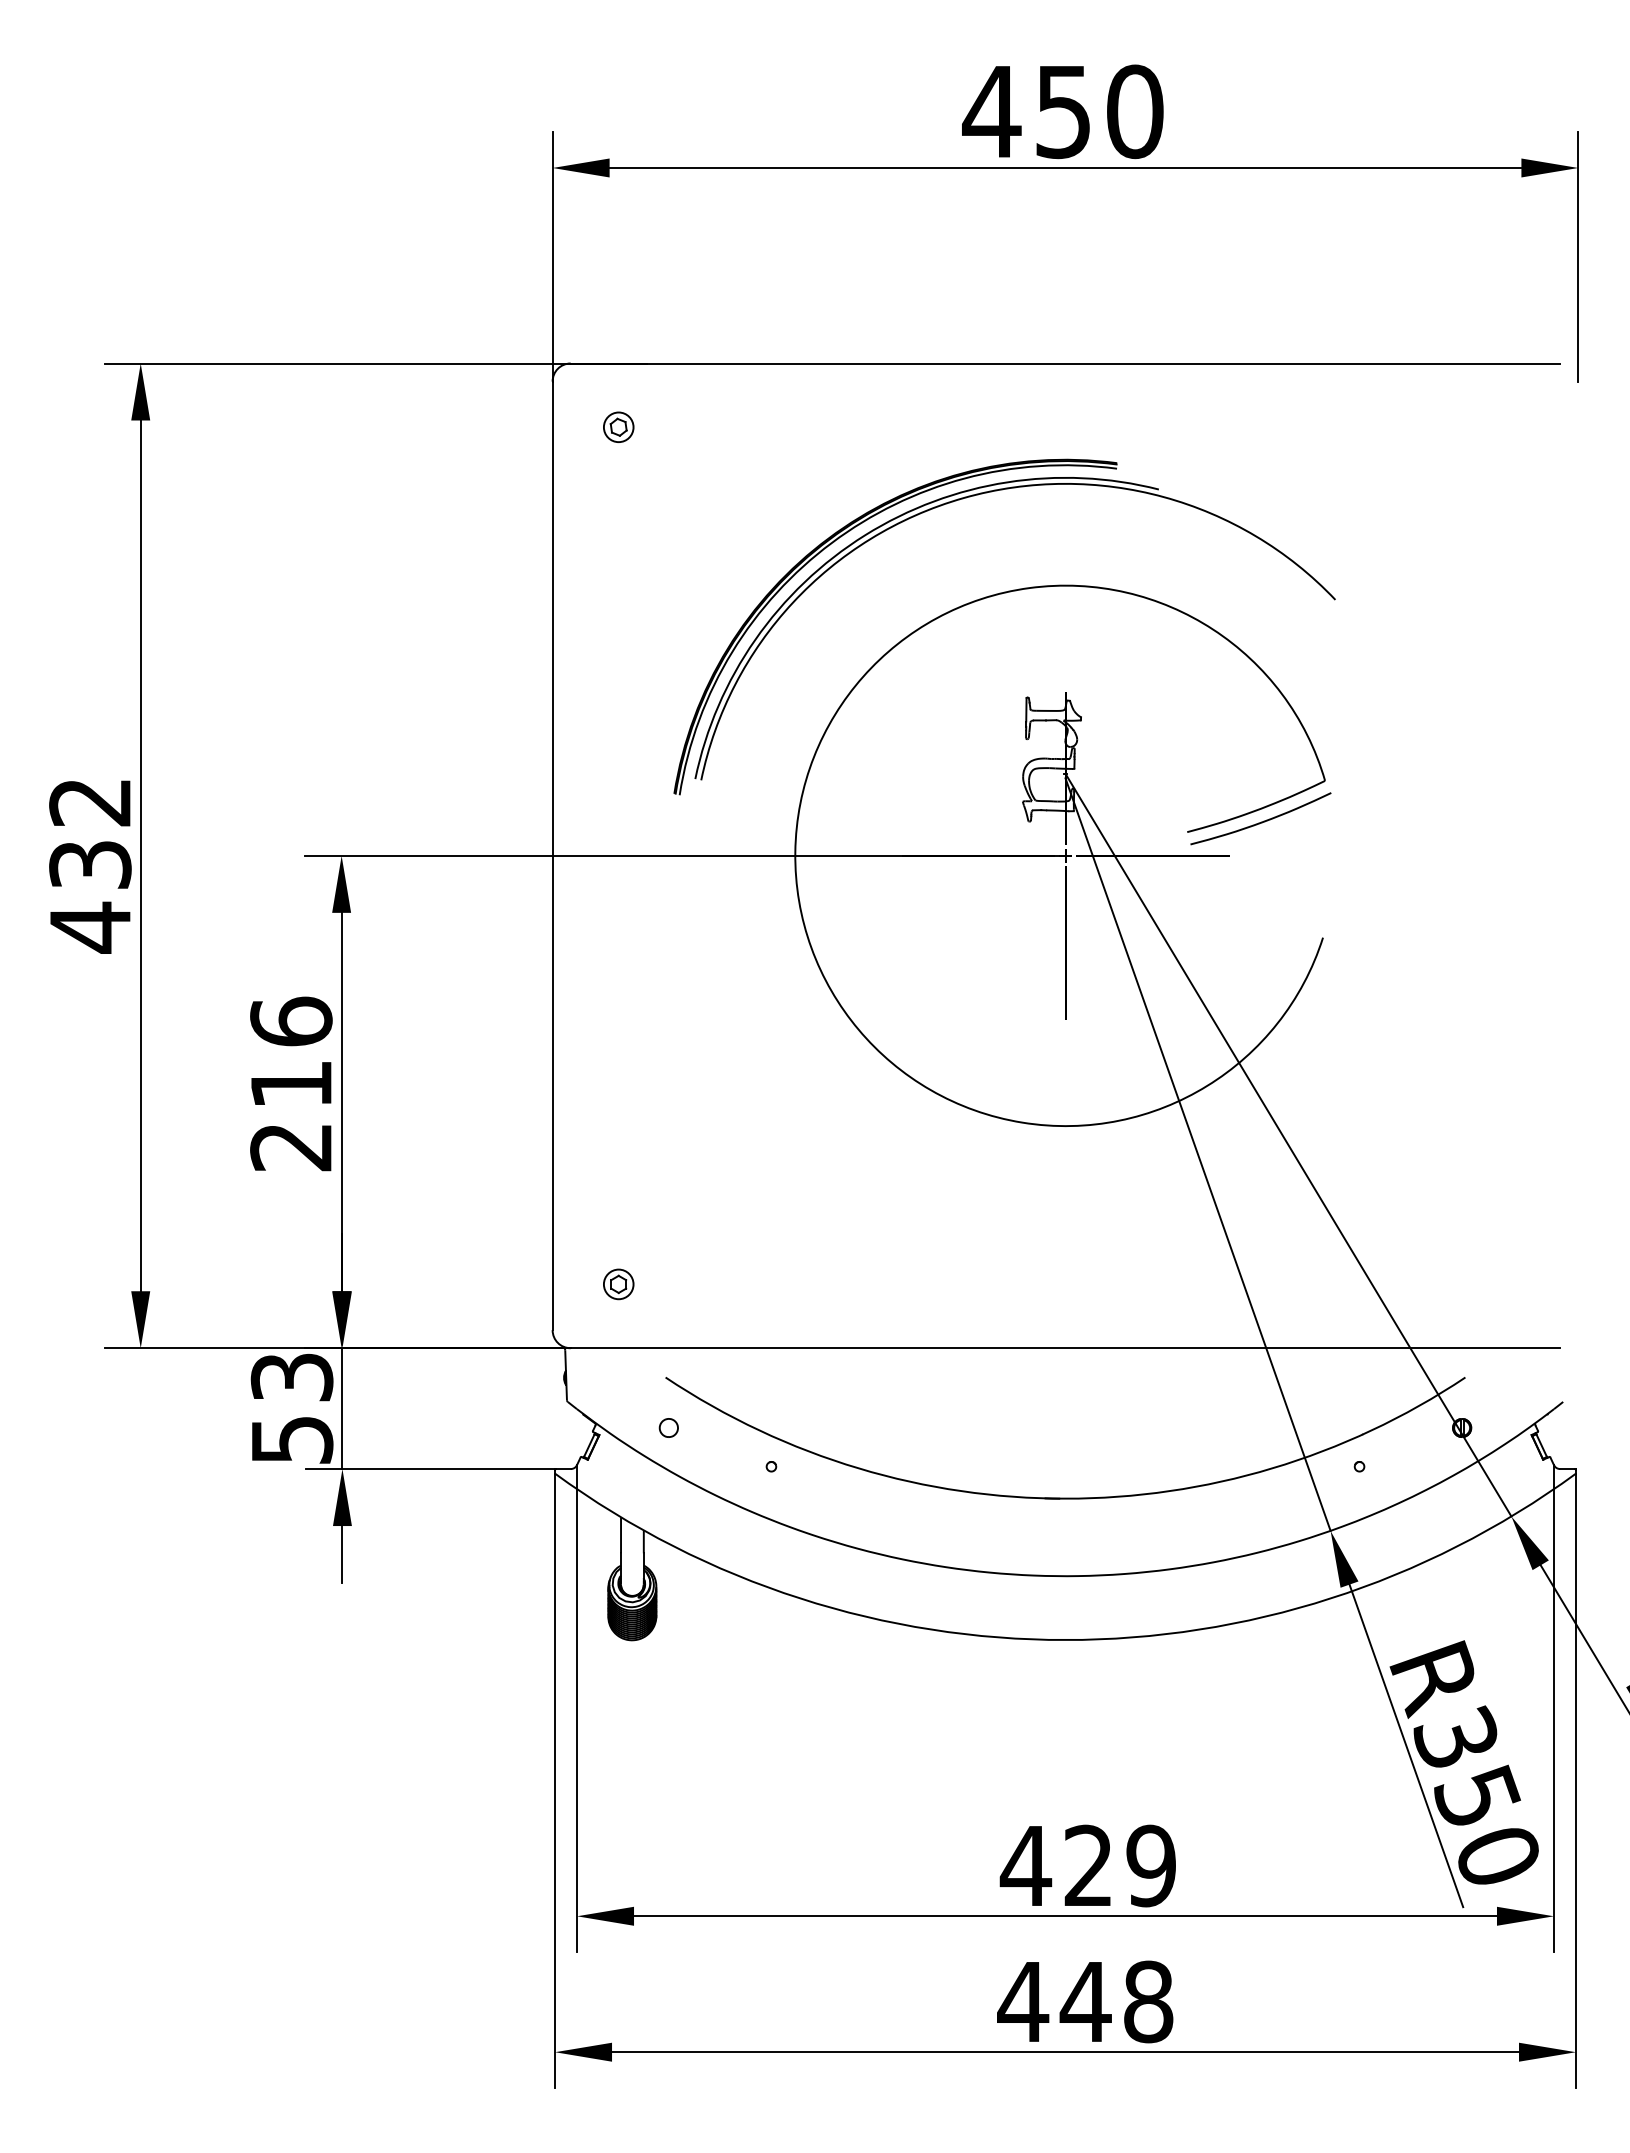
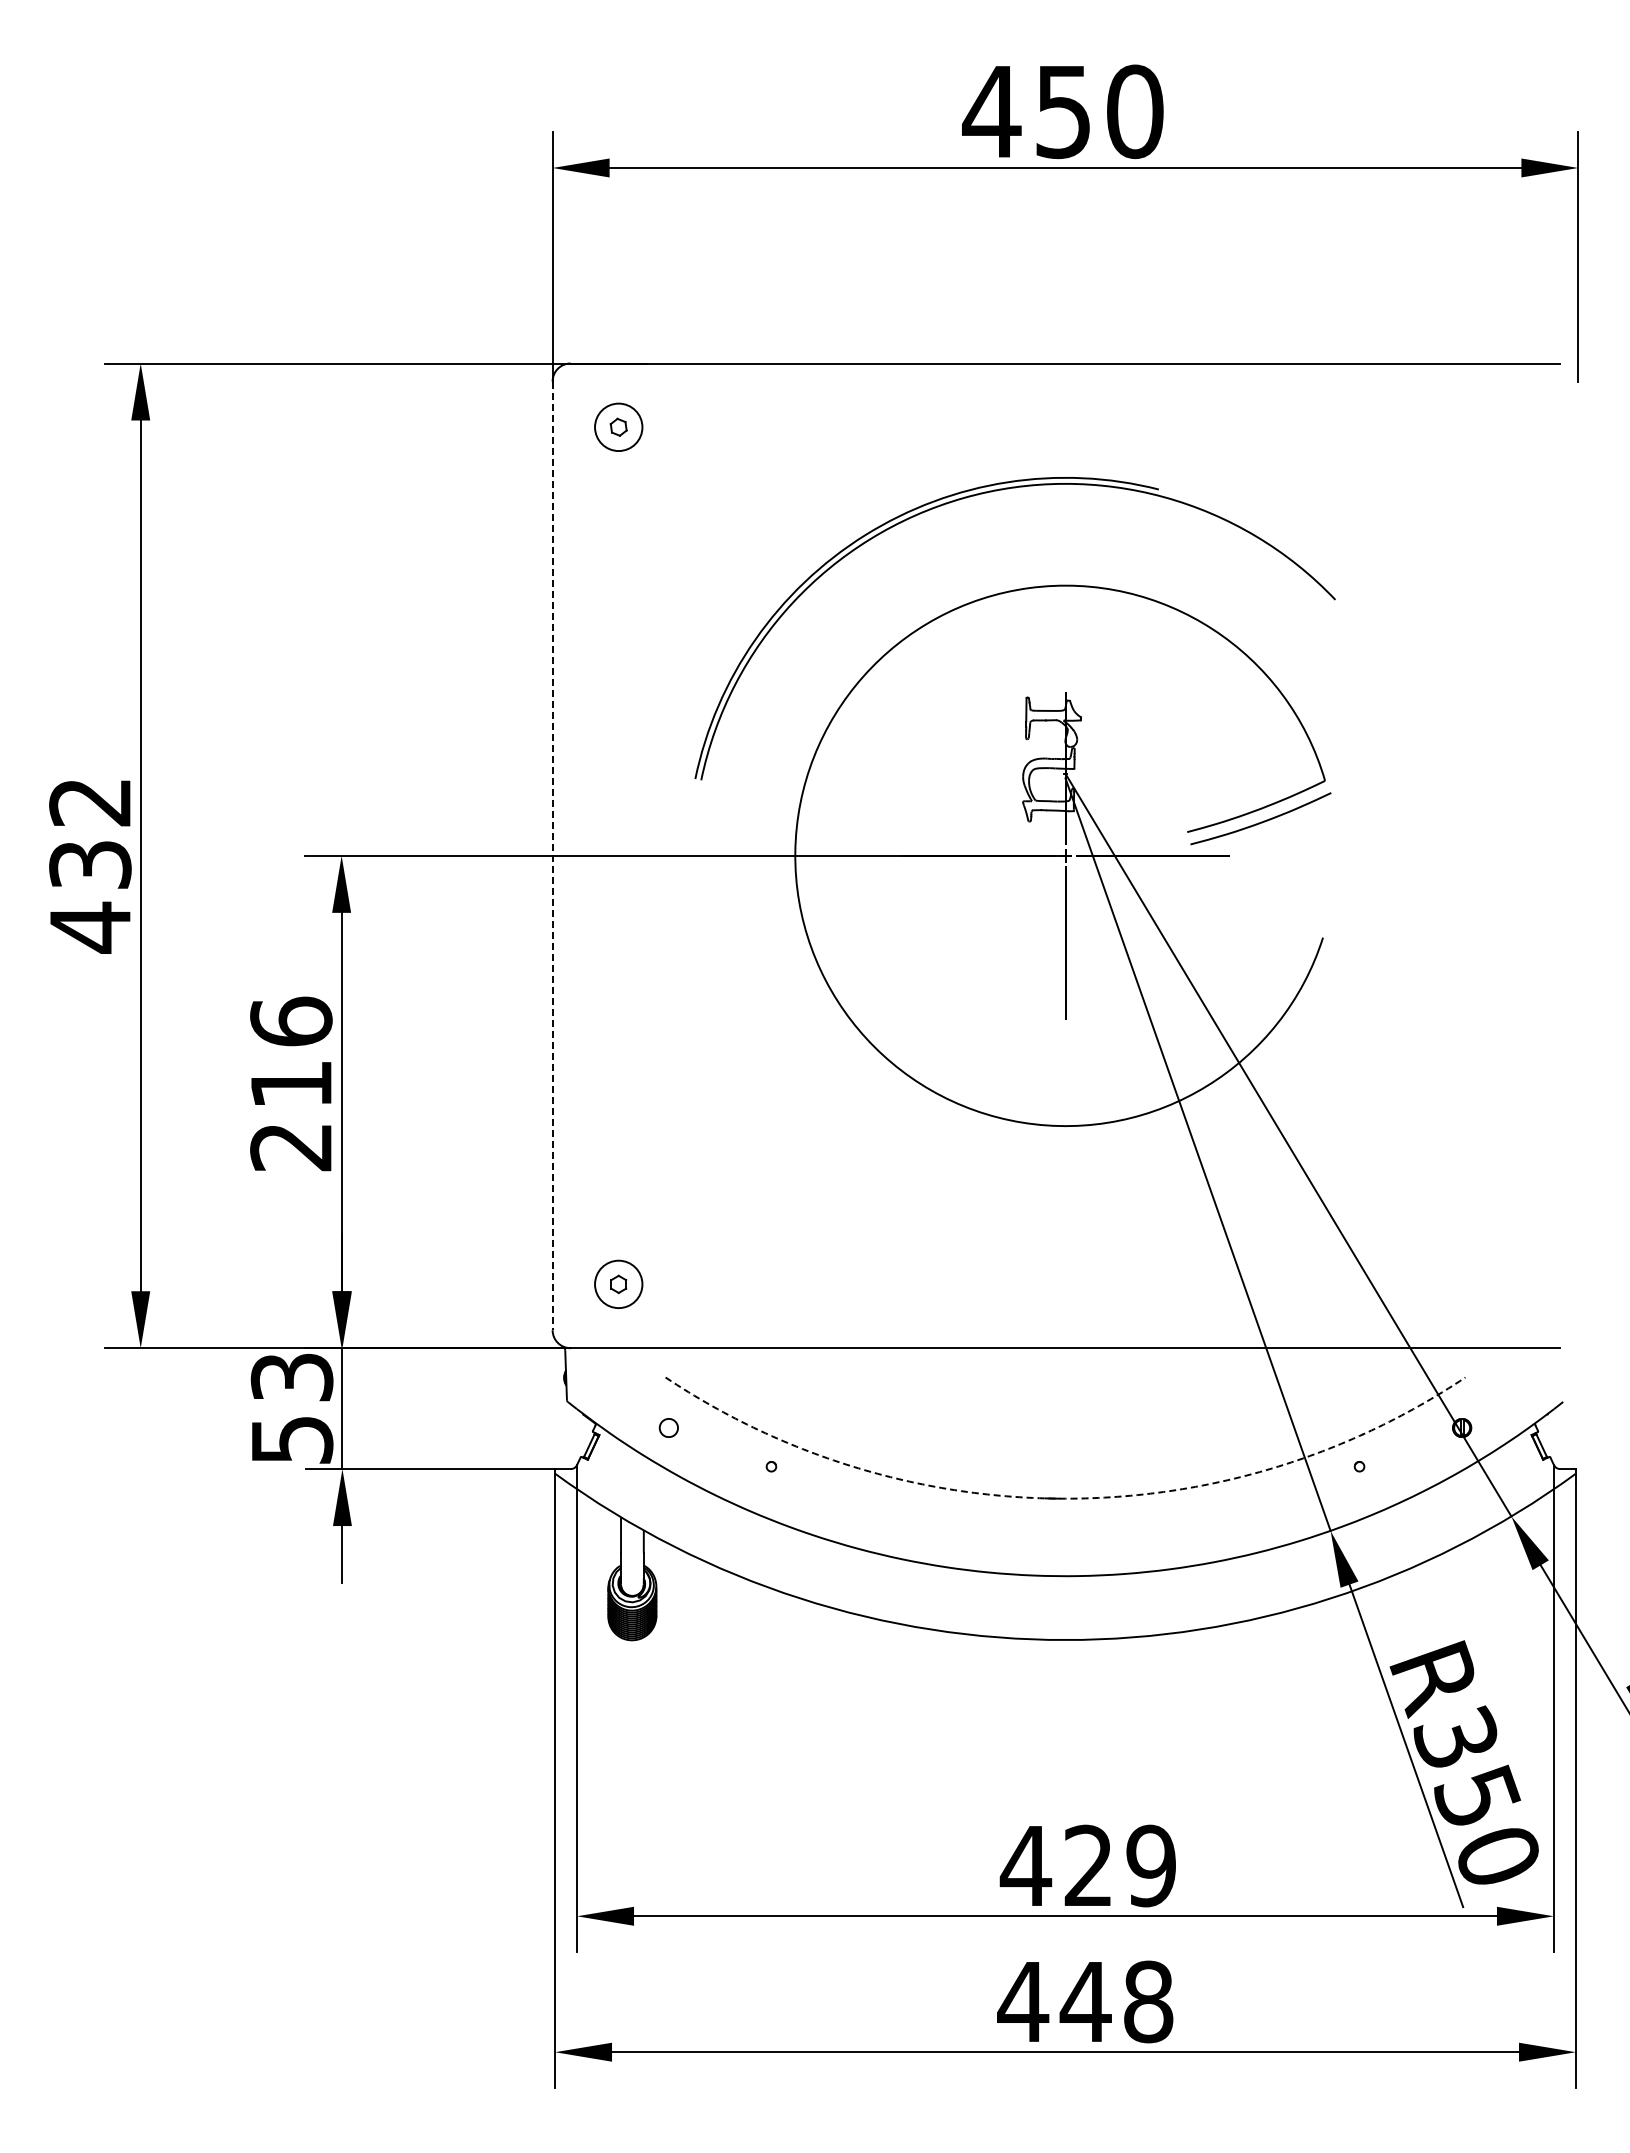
circle diameter: 30 px -> 47 px (618, 427)
part: present -> none (834, 542)
line: solid -> dashed (552, 856)
circle diameter: 30 px -> 47 px (618, 1284)
arc: solid -> dashed (1065, 1498)
